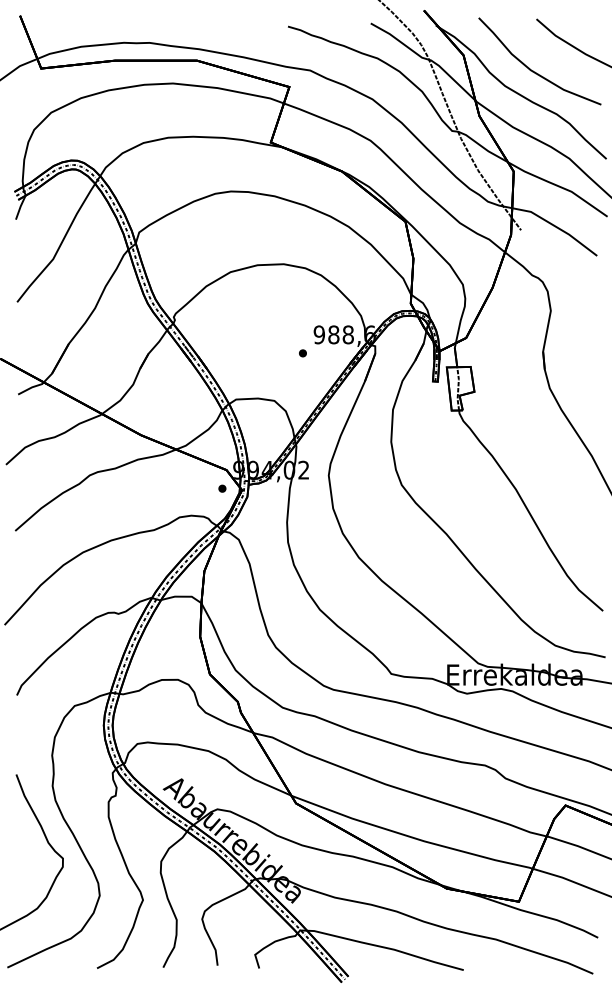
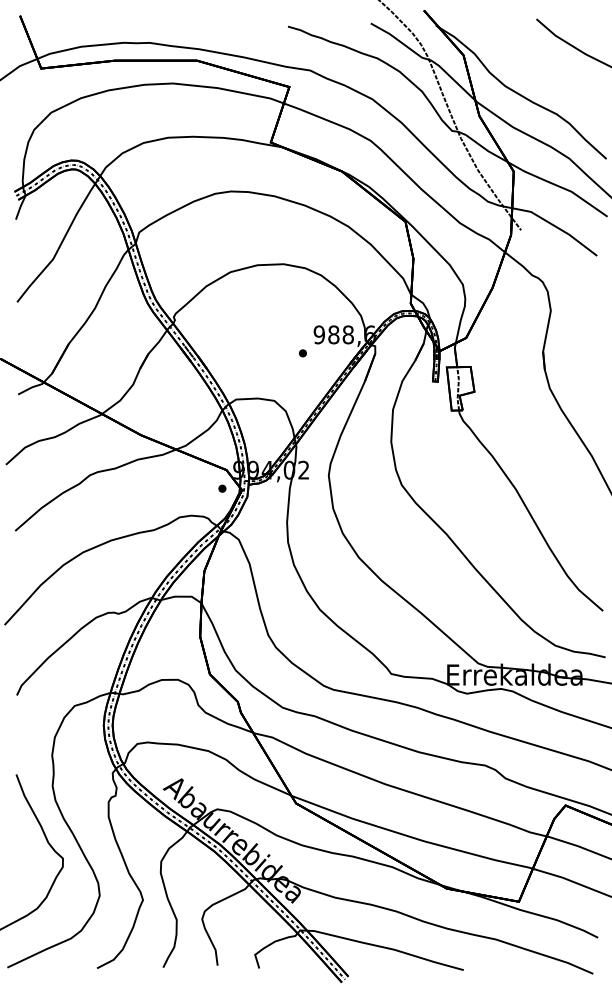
curve: present -> none (535, 71)
